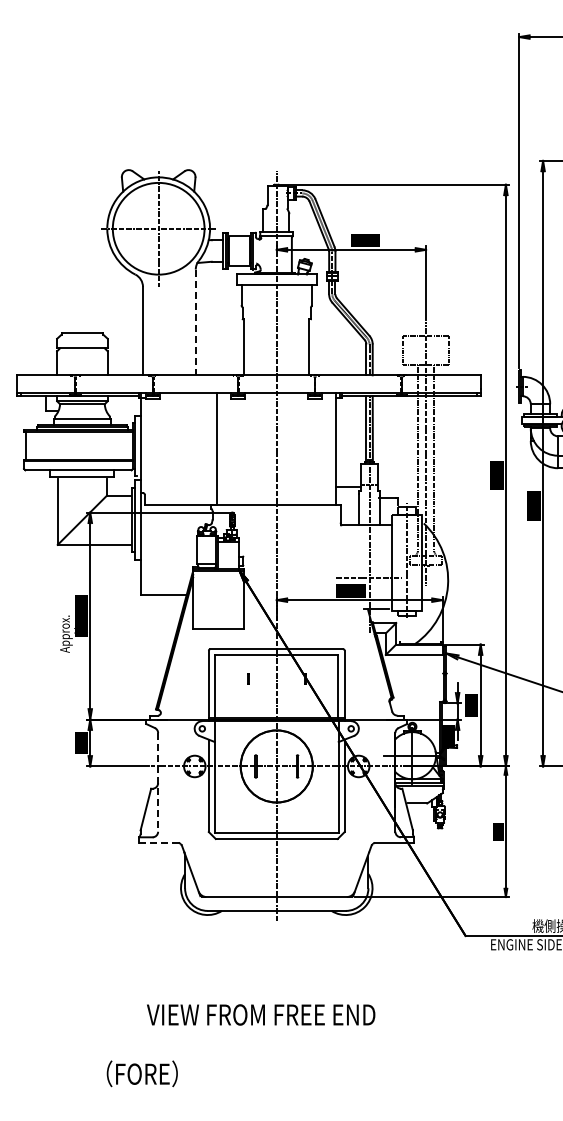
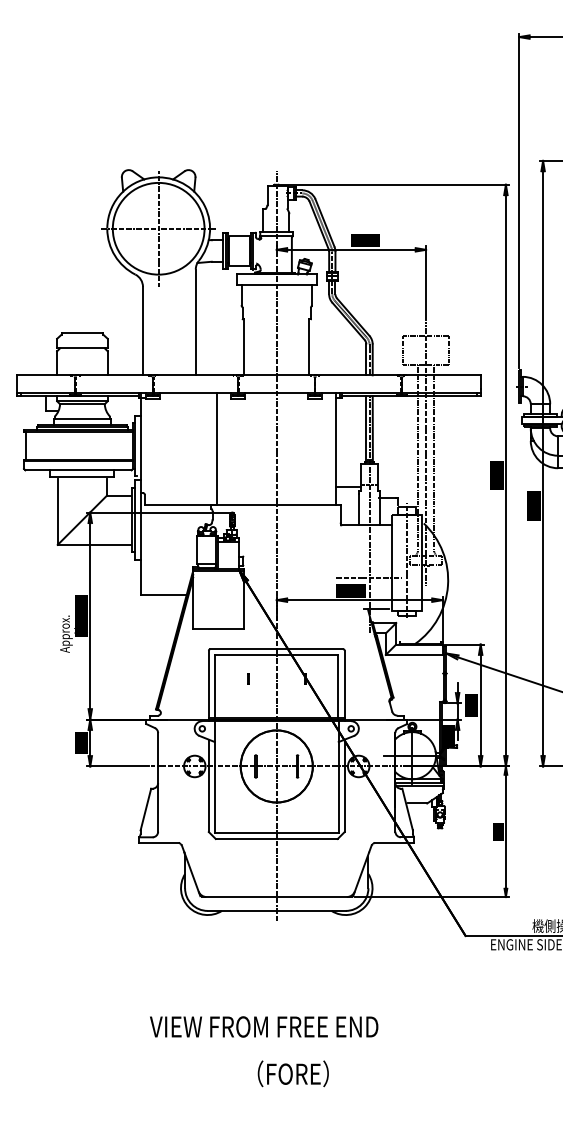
line: dashed -> solid (195, 322)
line: dashed -> solid (158, 782)
line: dashed -> solid (159, 842)
text position: (261, 1014) -> (264, 1026) (264, 1026)
text position: (141, 1073) -> (292, 1073) (292, 1073)
